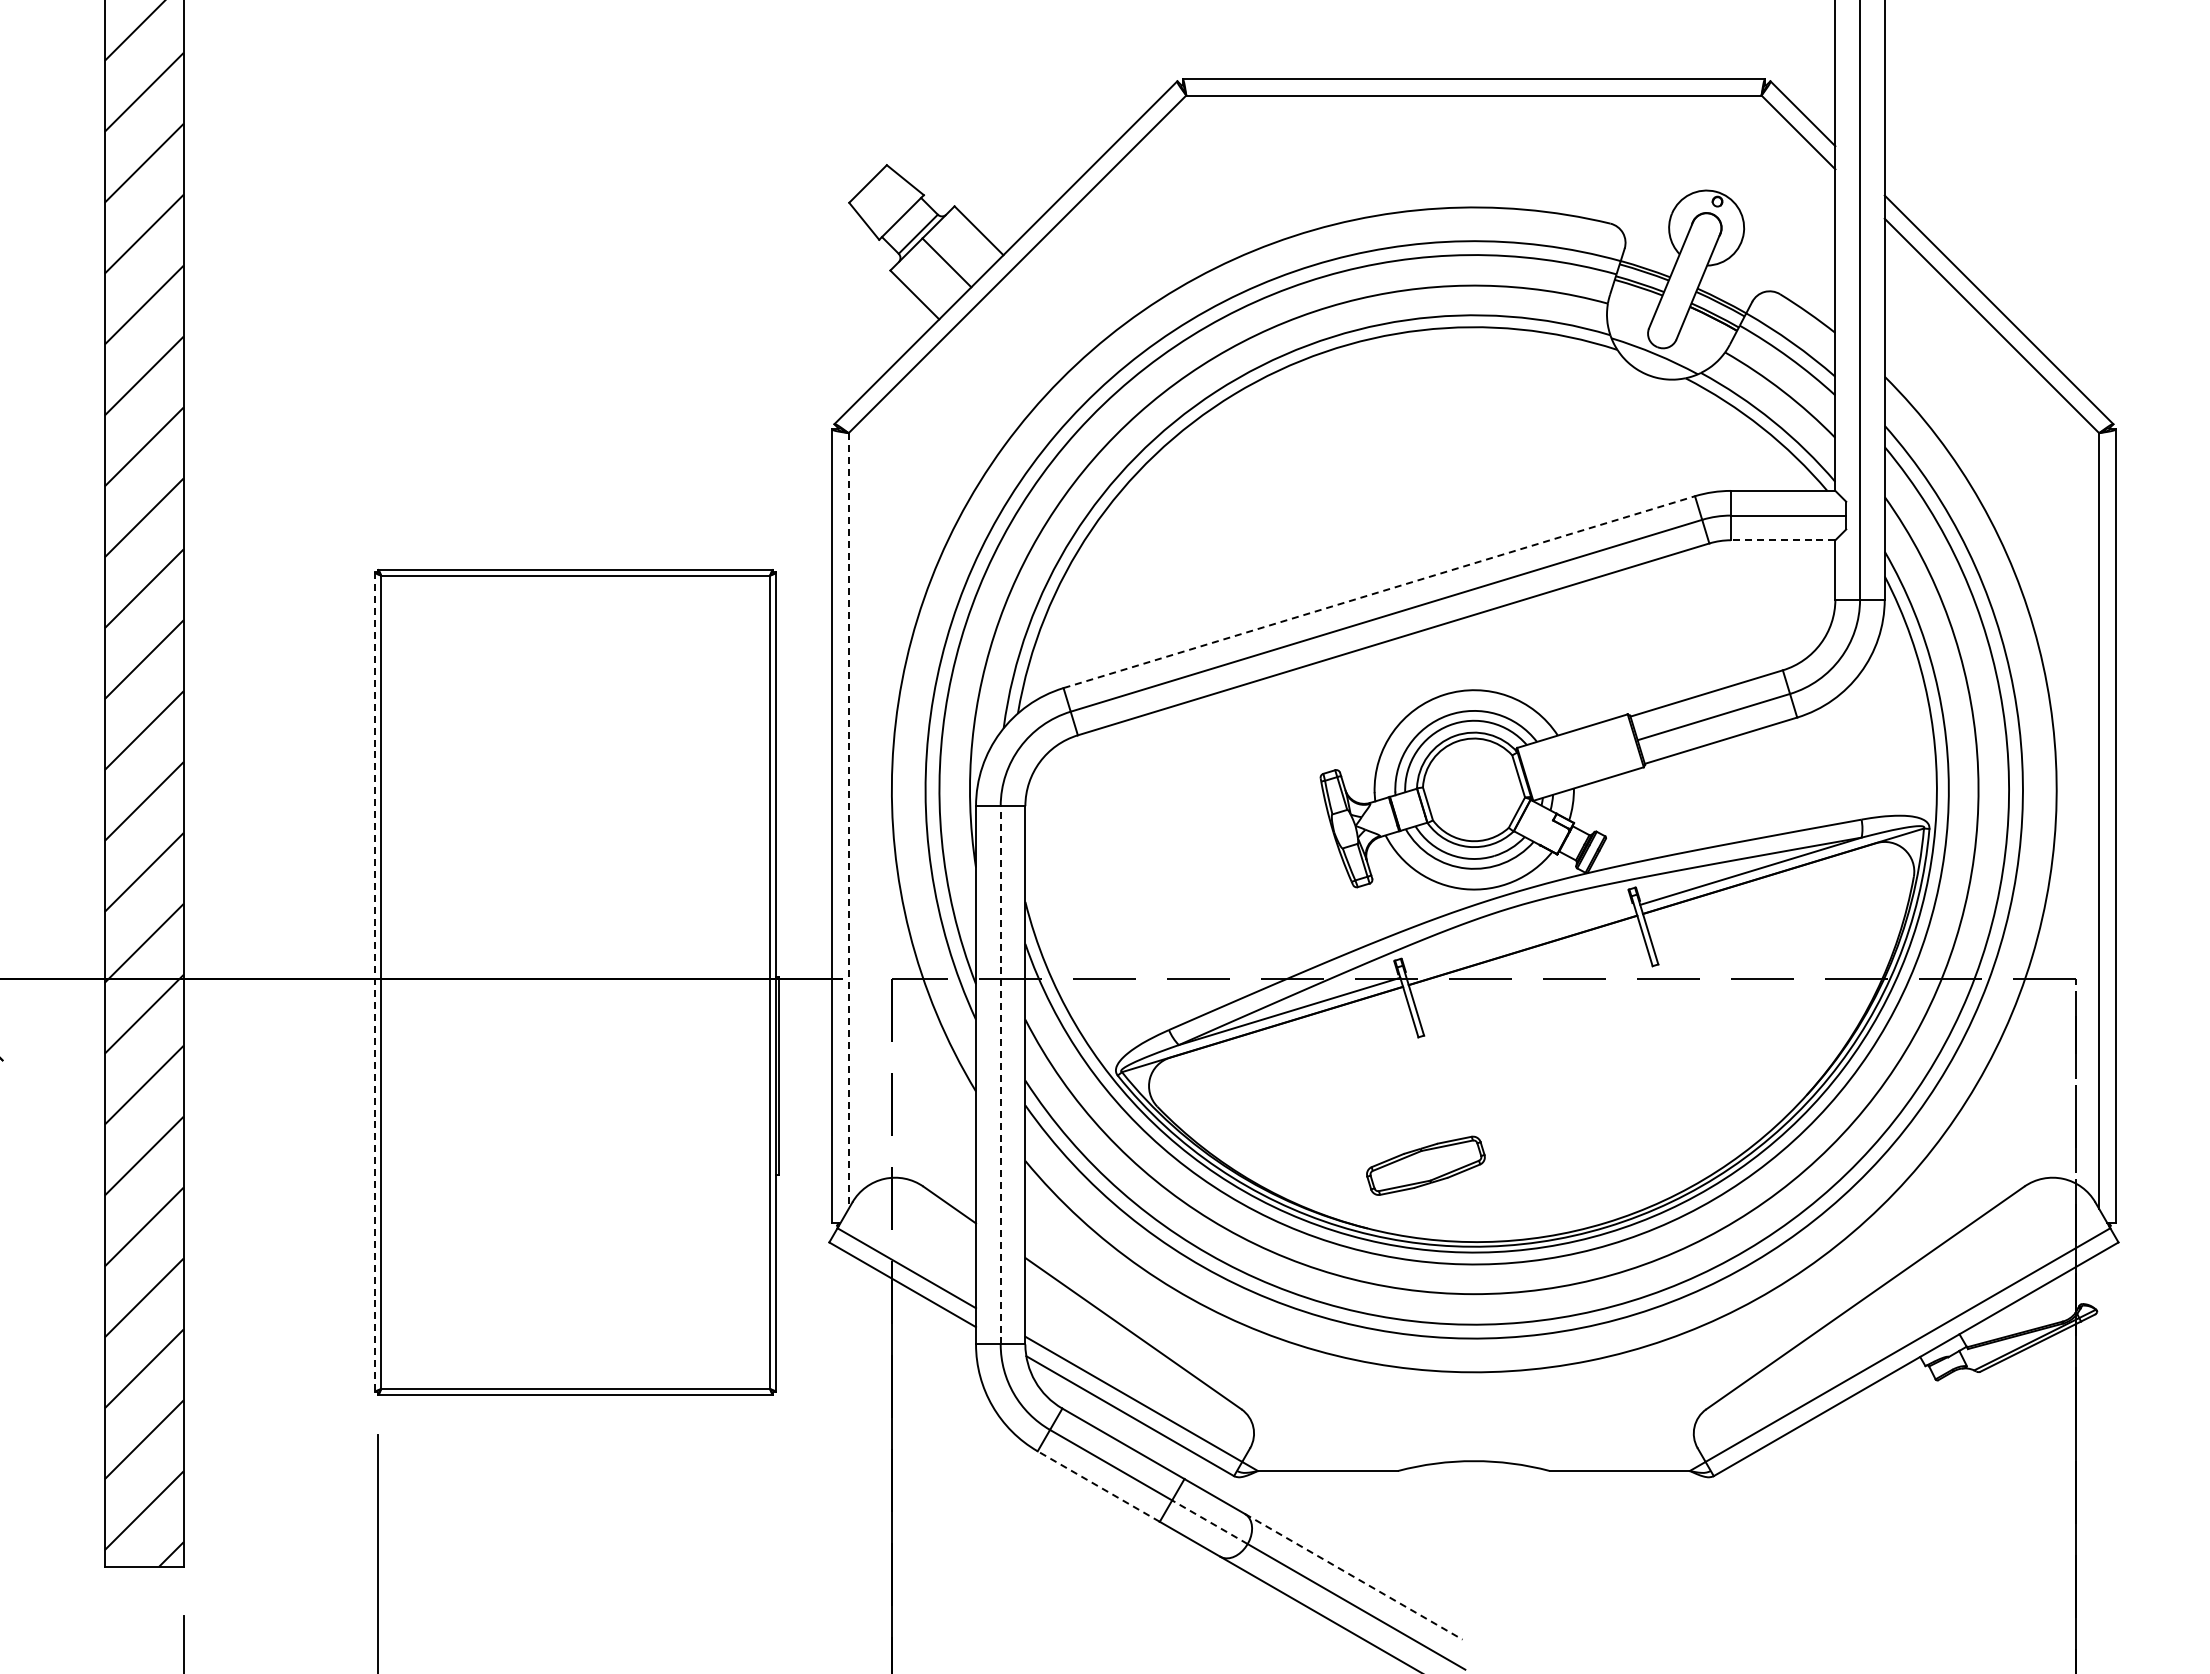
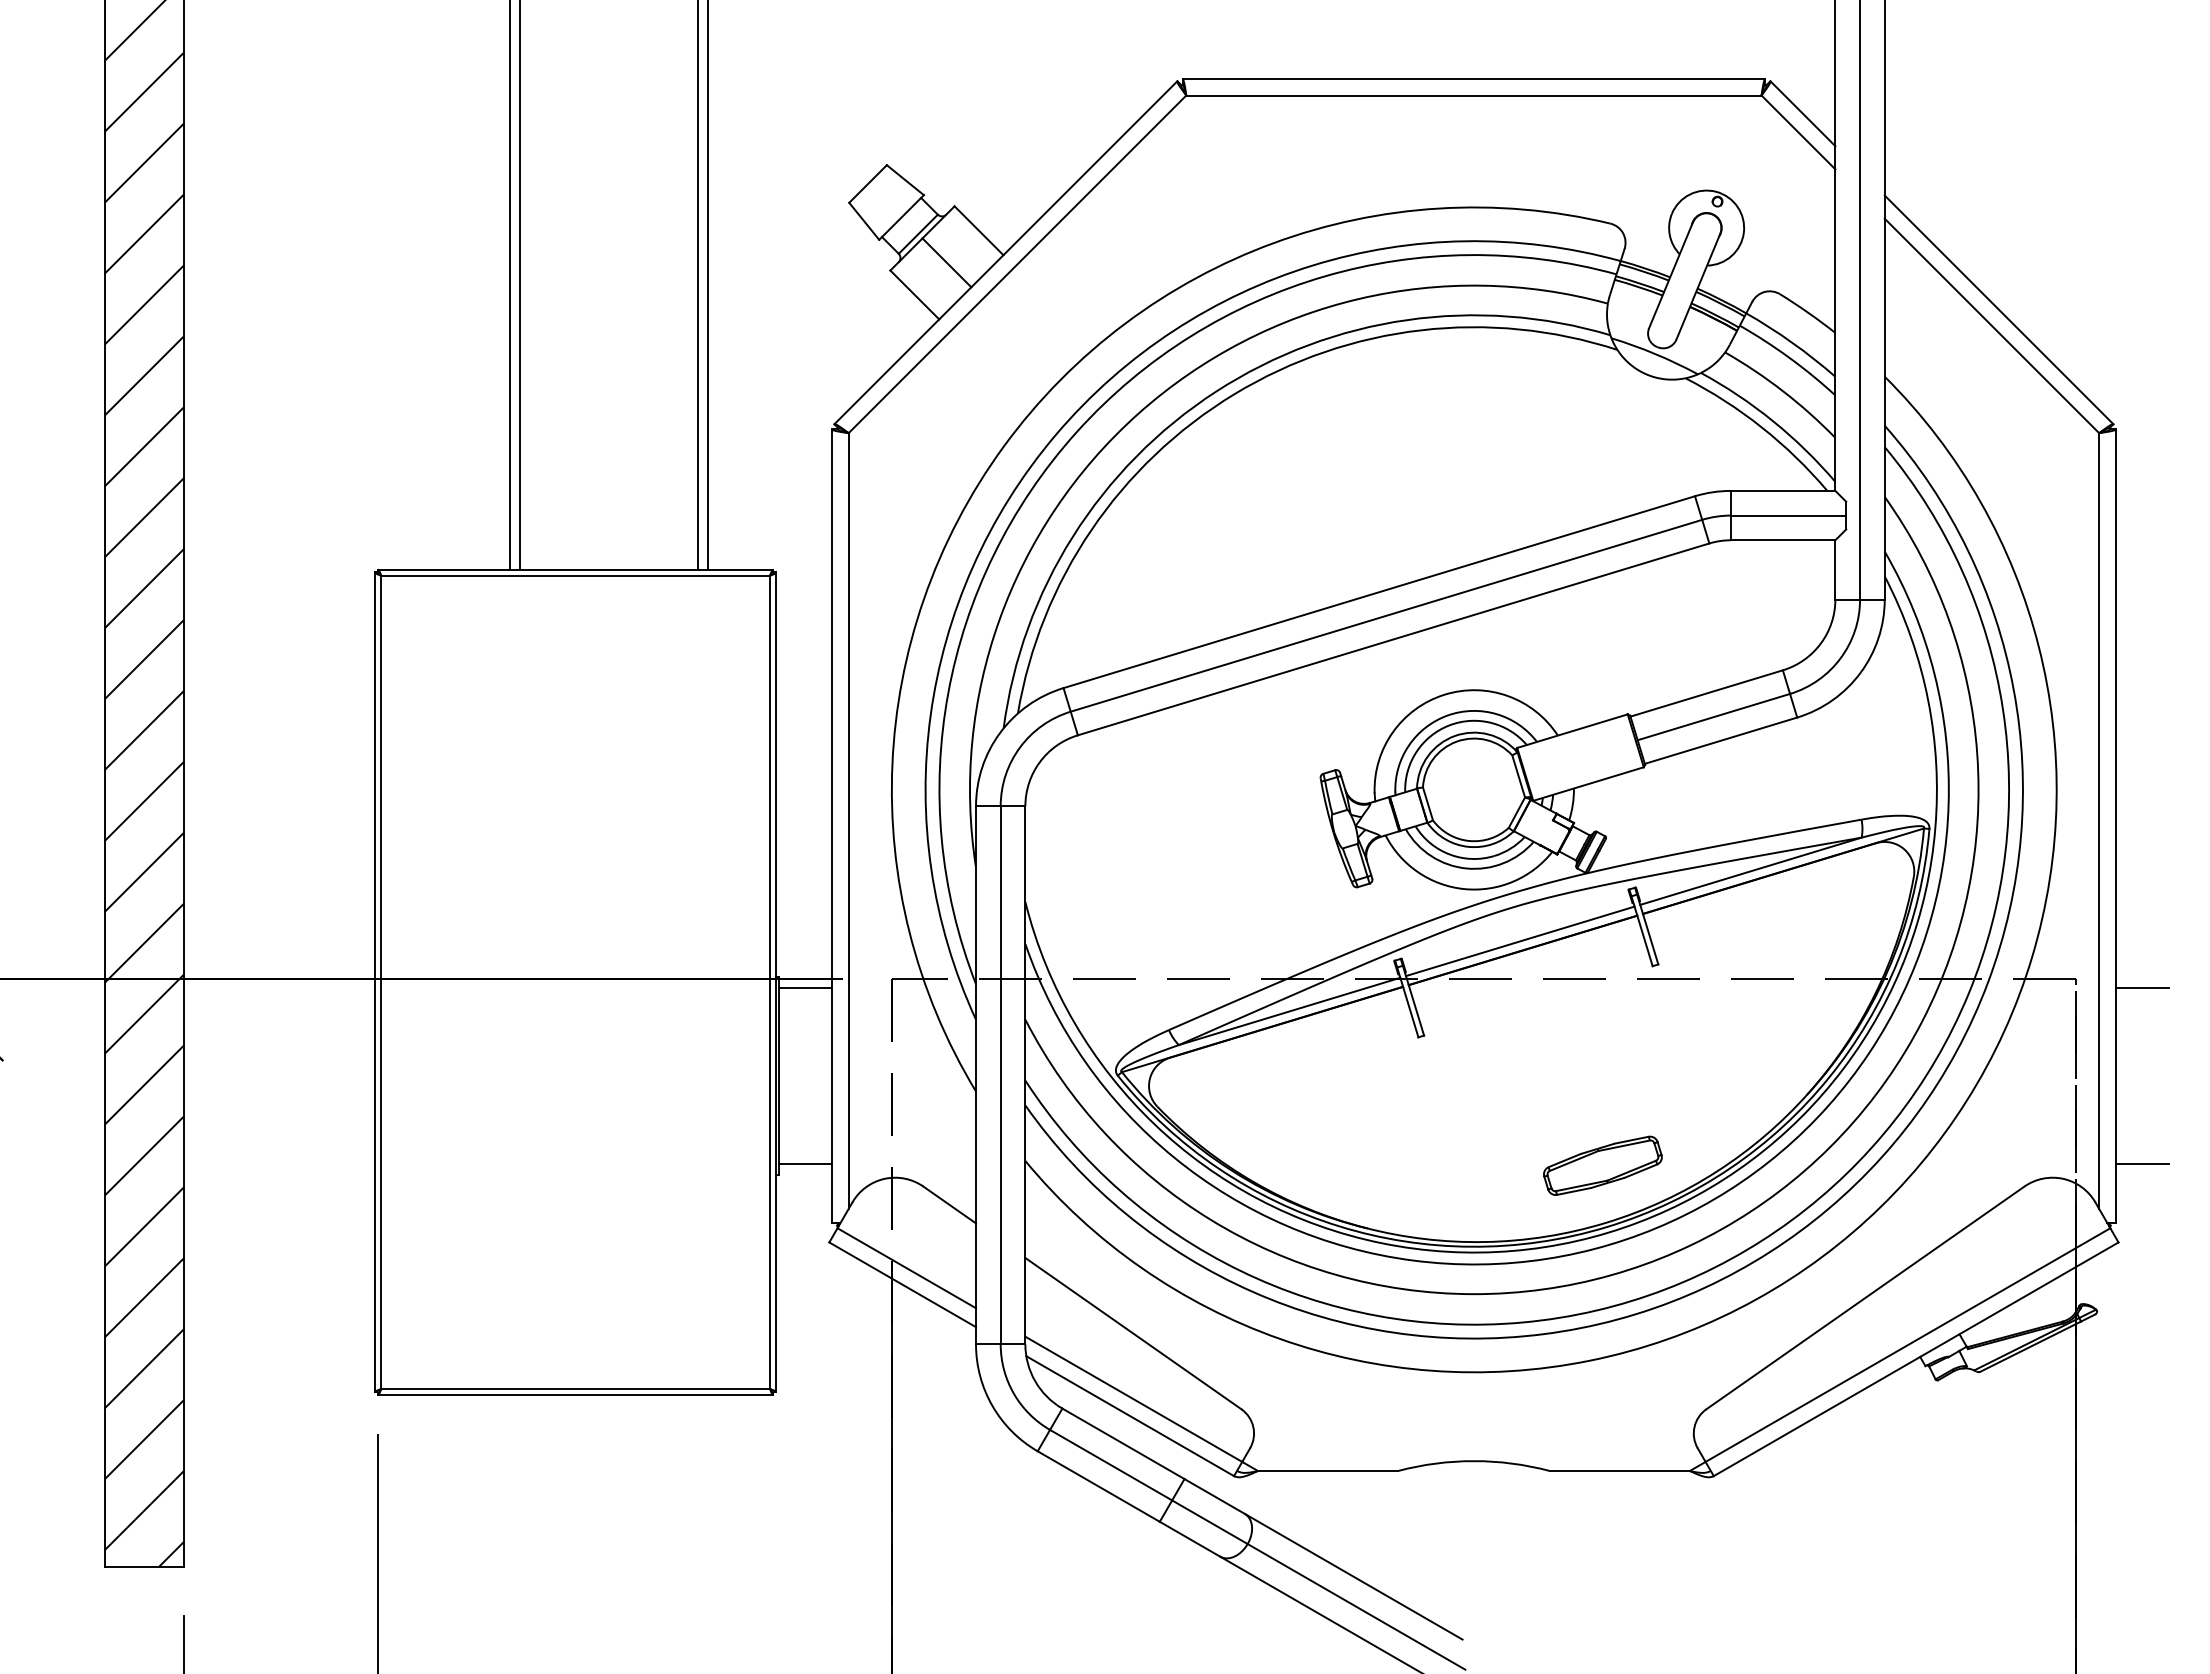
line: none -> present (510, 285)
line: none -> present (520, 285)
line: none -> present (698, 285)
line: none -> present (707, 285)
line: dashed -> solid (1782, 540)
line: dashed -> solid (1379, 592)
line: dashed -> solid (848, 821)
line: none -> present (1520, 941)
line: dashed -> solid (375, 982)
line: none -> present (805, 988)
line: none -> present (2141, 988)
line: dashed -> solid (1000, 1074)
line: none -> present (805, 1163)
line: none -> present (2141, 1163)
part position: (1425, 1165) -> (1602, 1165) (1602, 1165)
line: dashed -> solid (1098, 1486)
line: dashed -> solid (1209, 1522)
line: dashed -> solid (1353, 1576)
